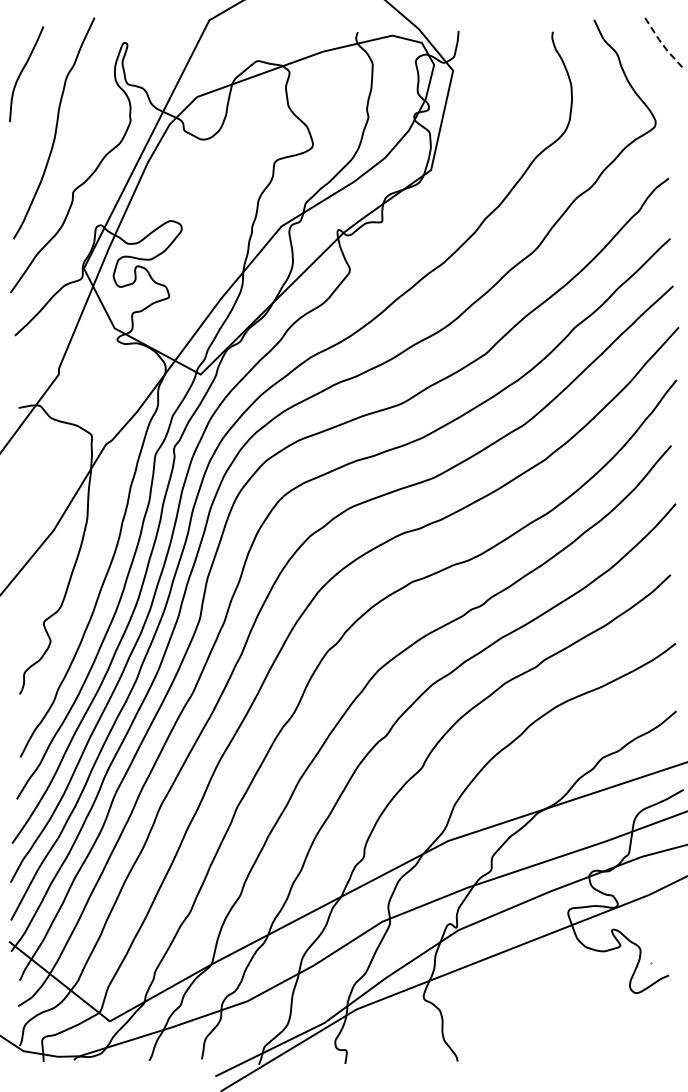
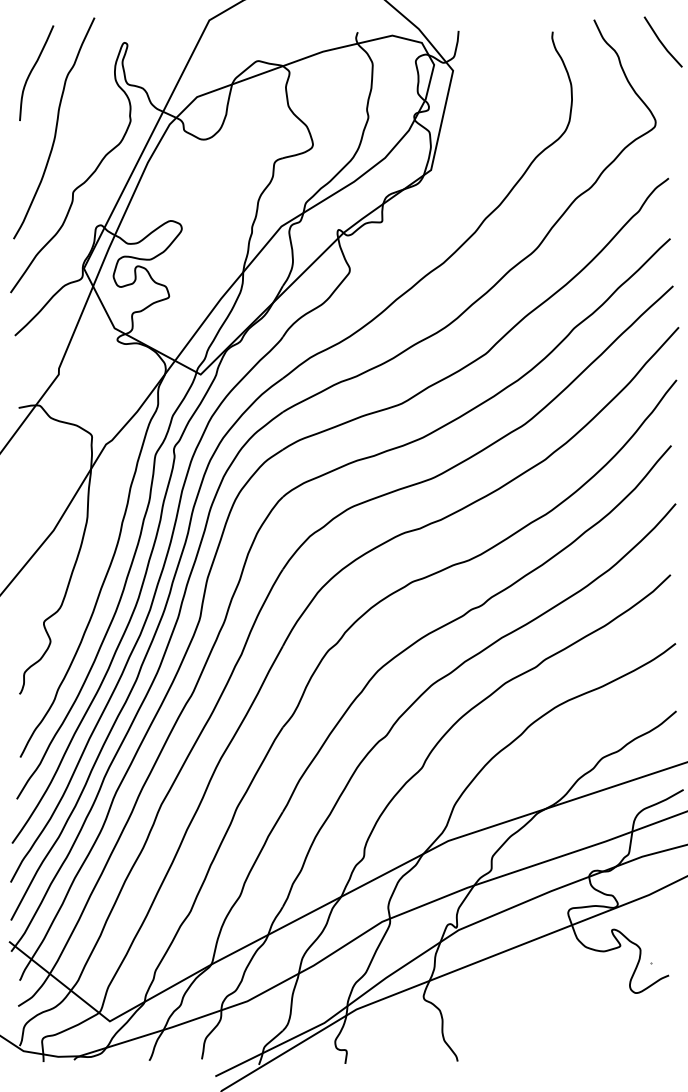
line: dashed -> solid (661, 43)
curve position: (22, 72) -> (32, 71) (32, 71)
